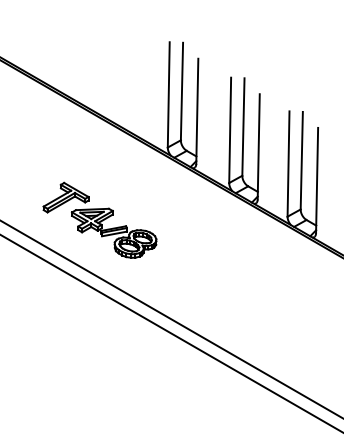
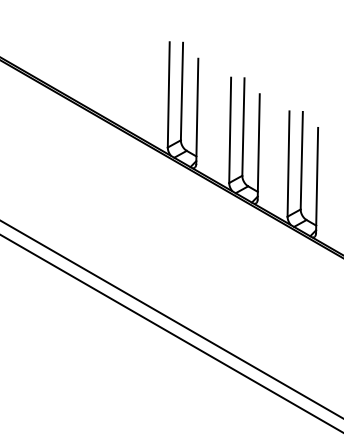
part: present -> none (99, 219)
